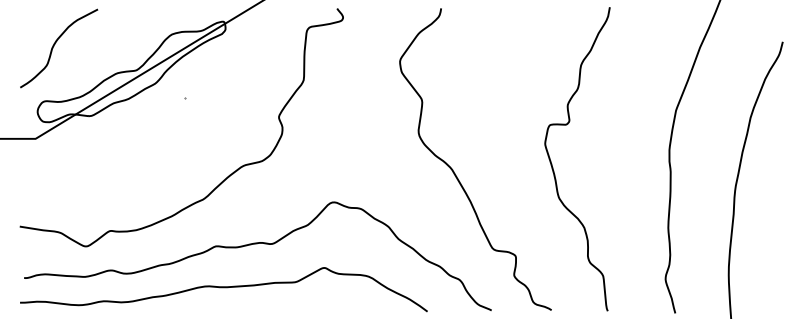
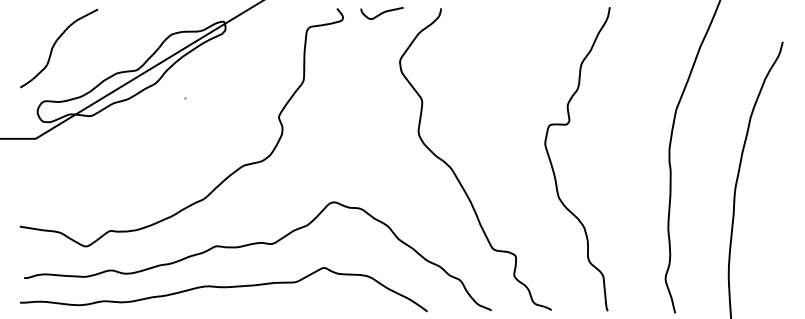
curve: none -> present (381, 13)
